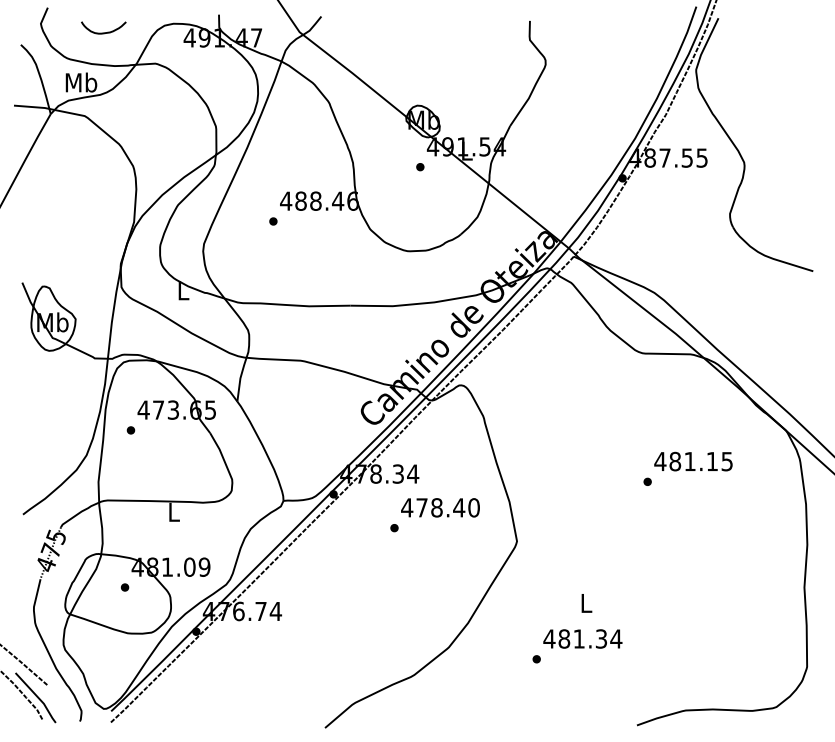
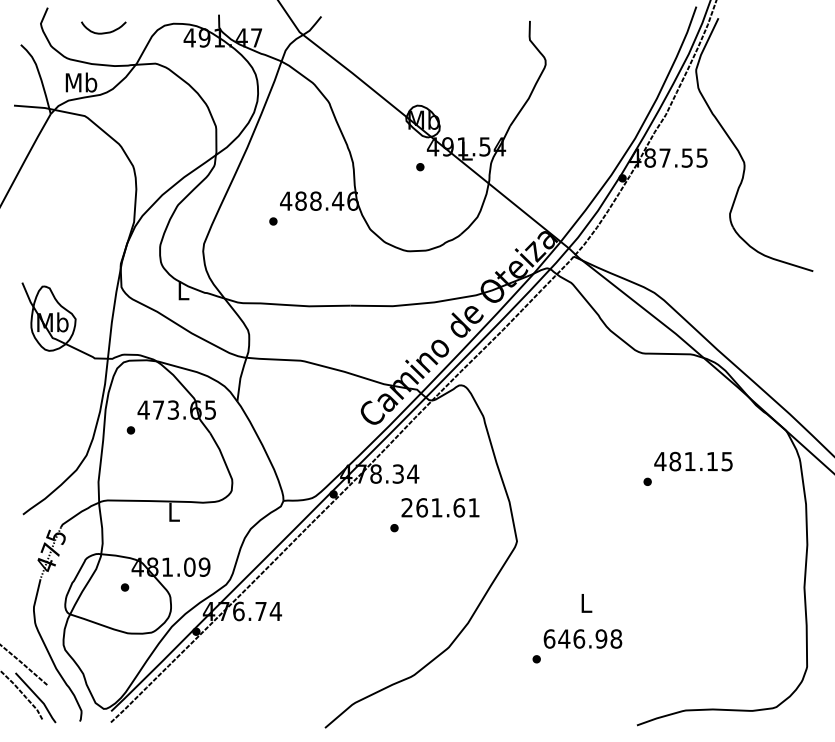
text: 478.40 -> 261.61 (440, 507)
text: 481.34 -> 646.98 (582, 638)
